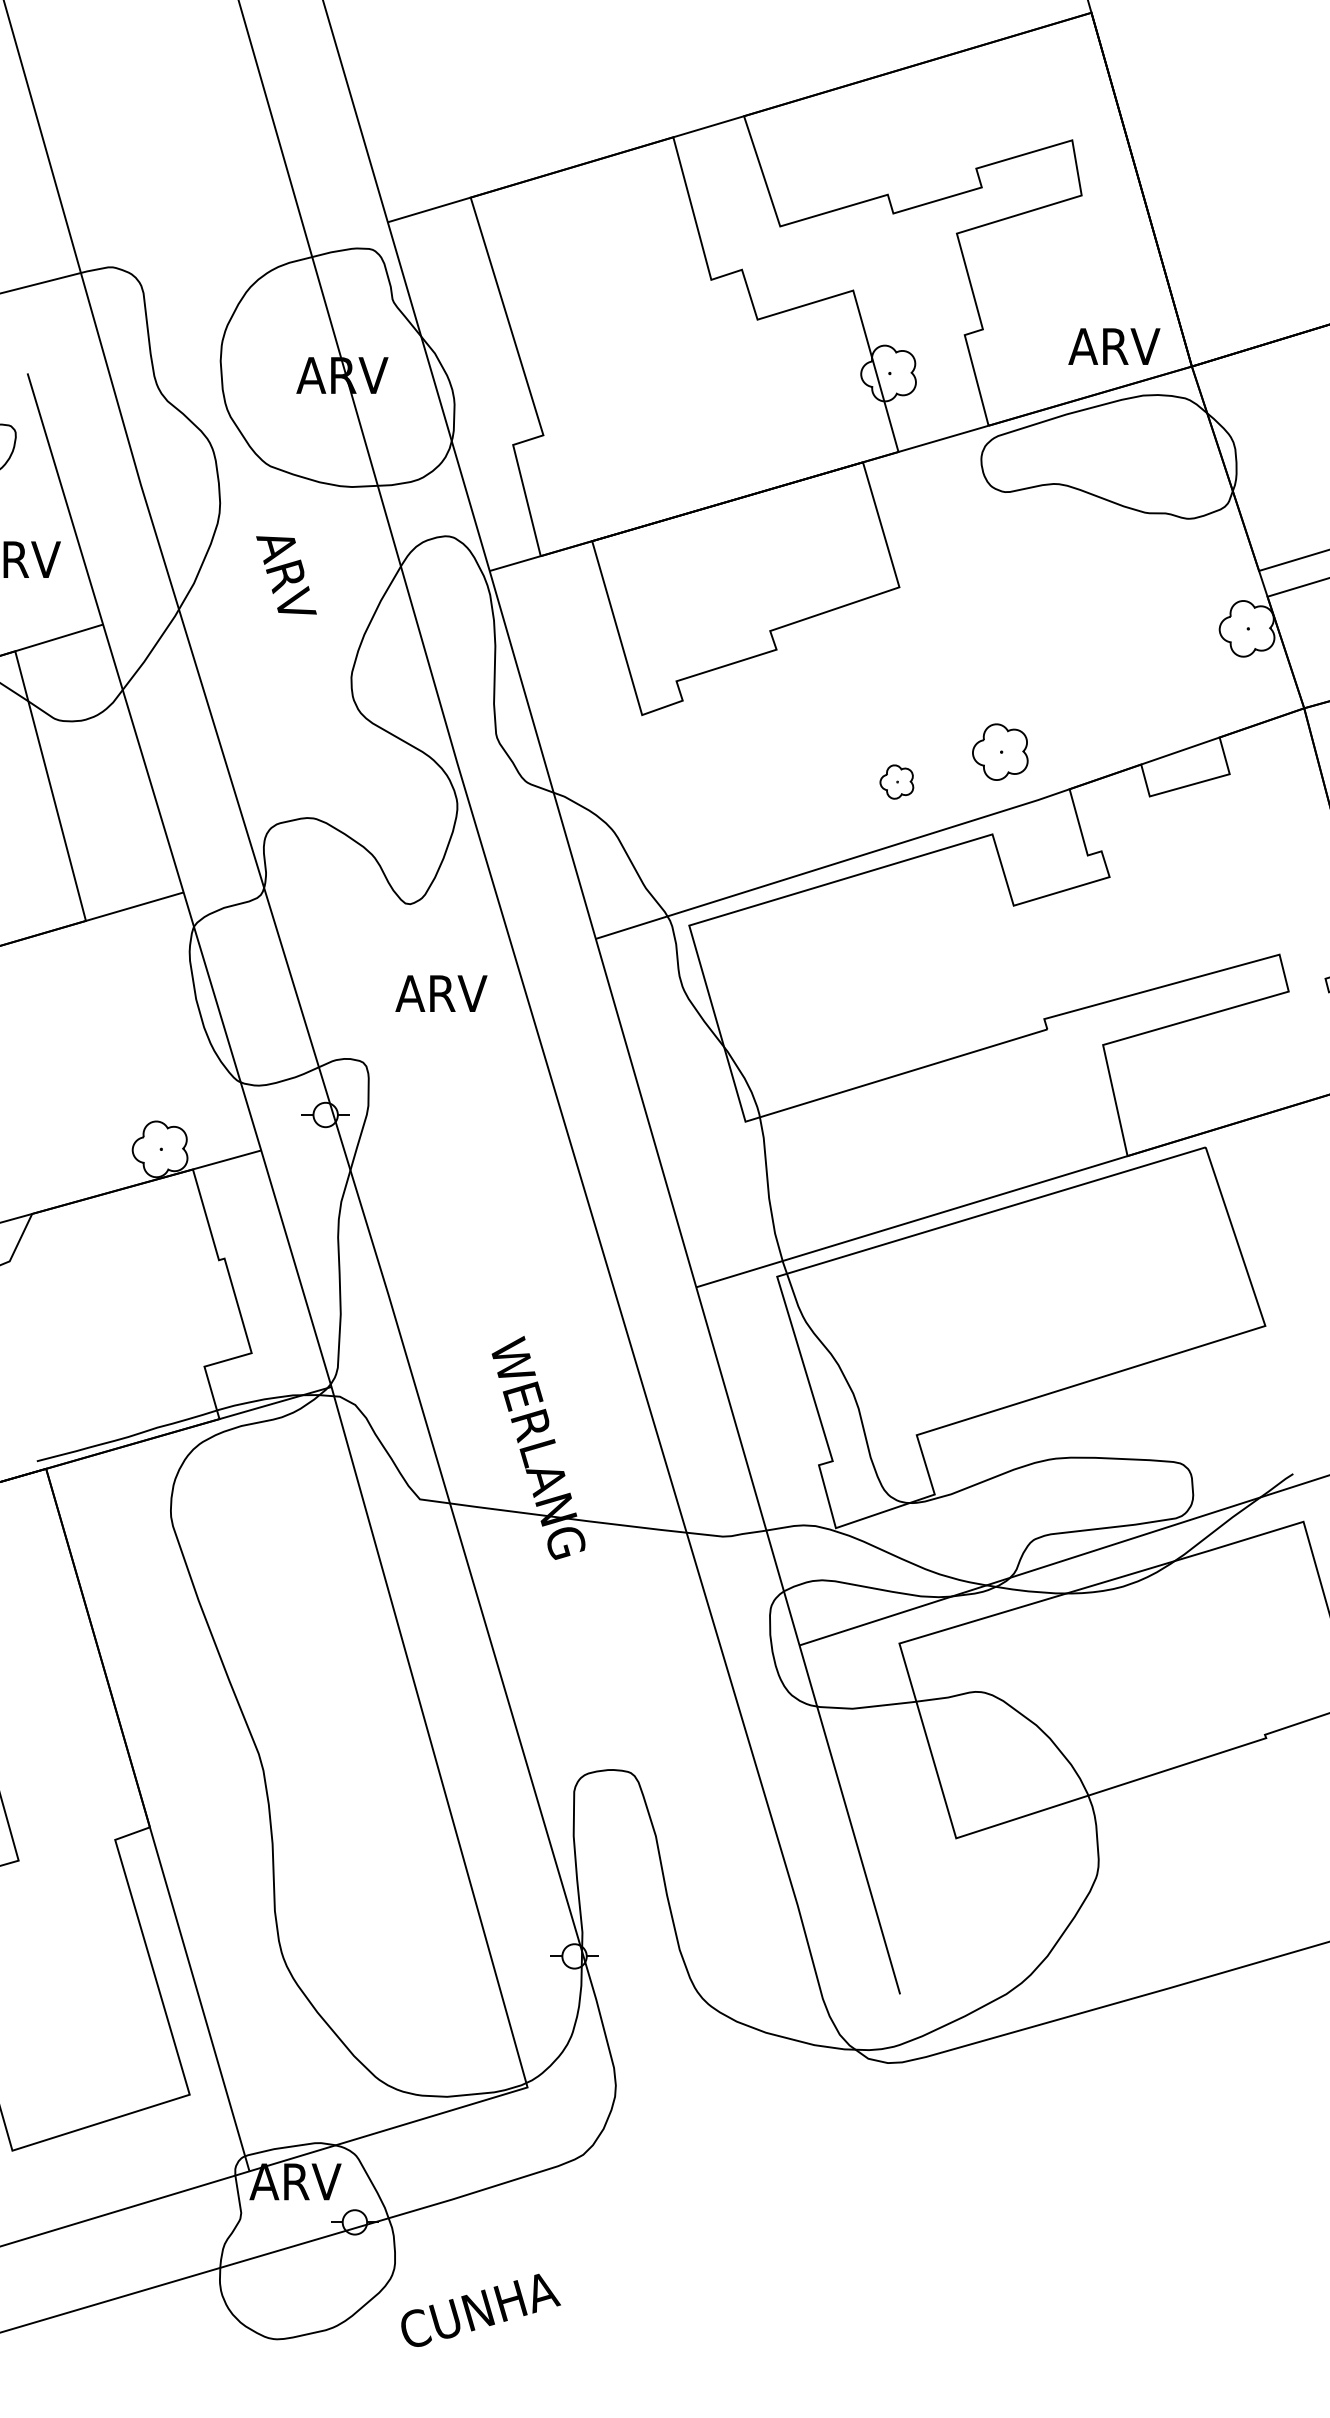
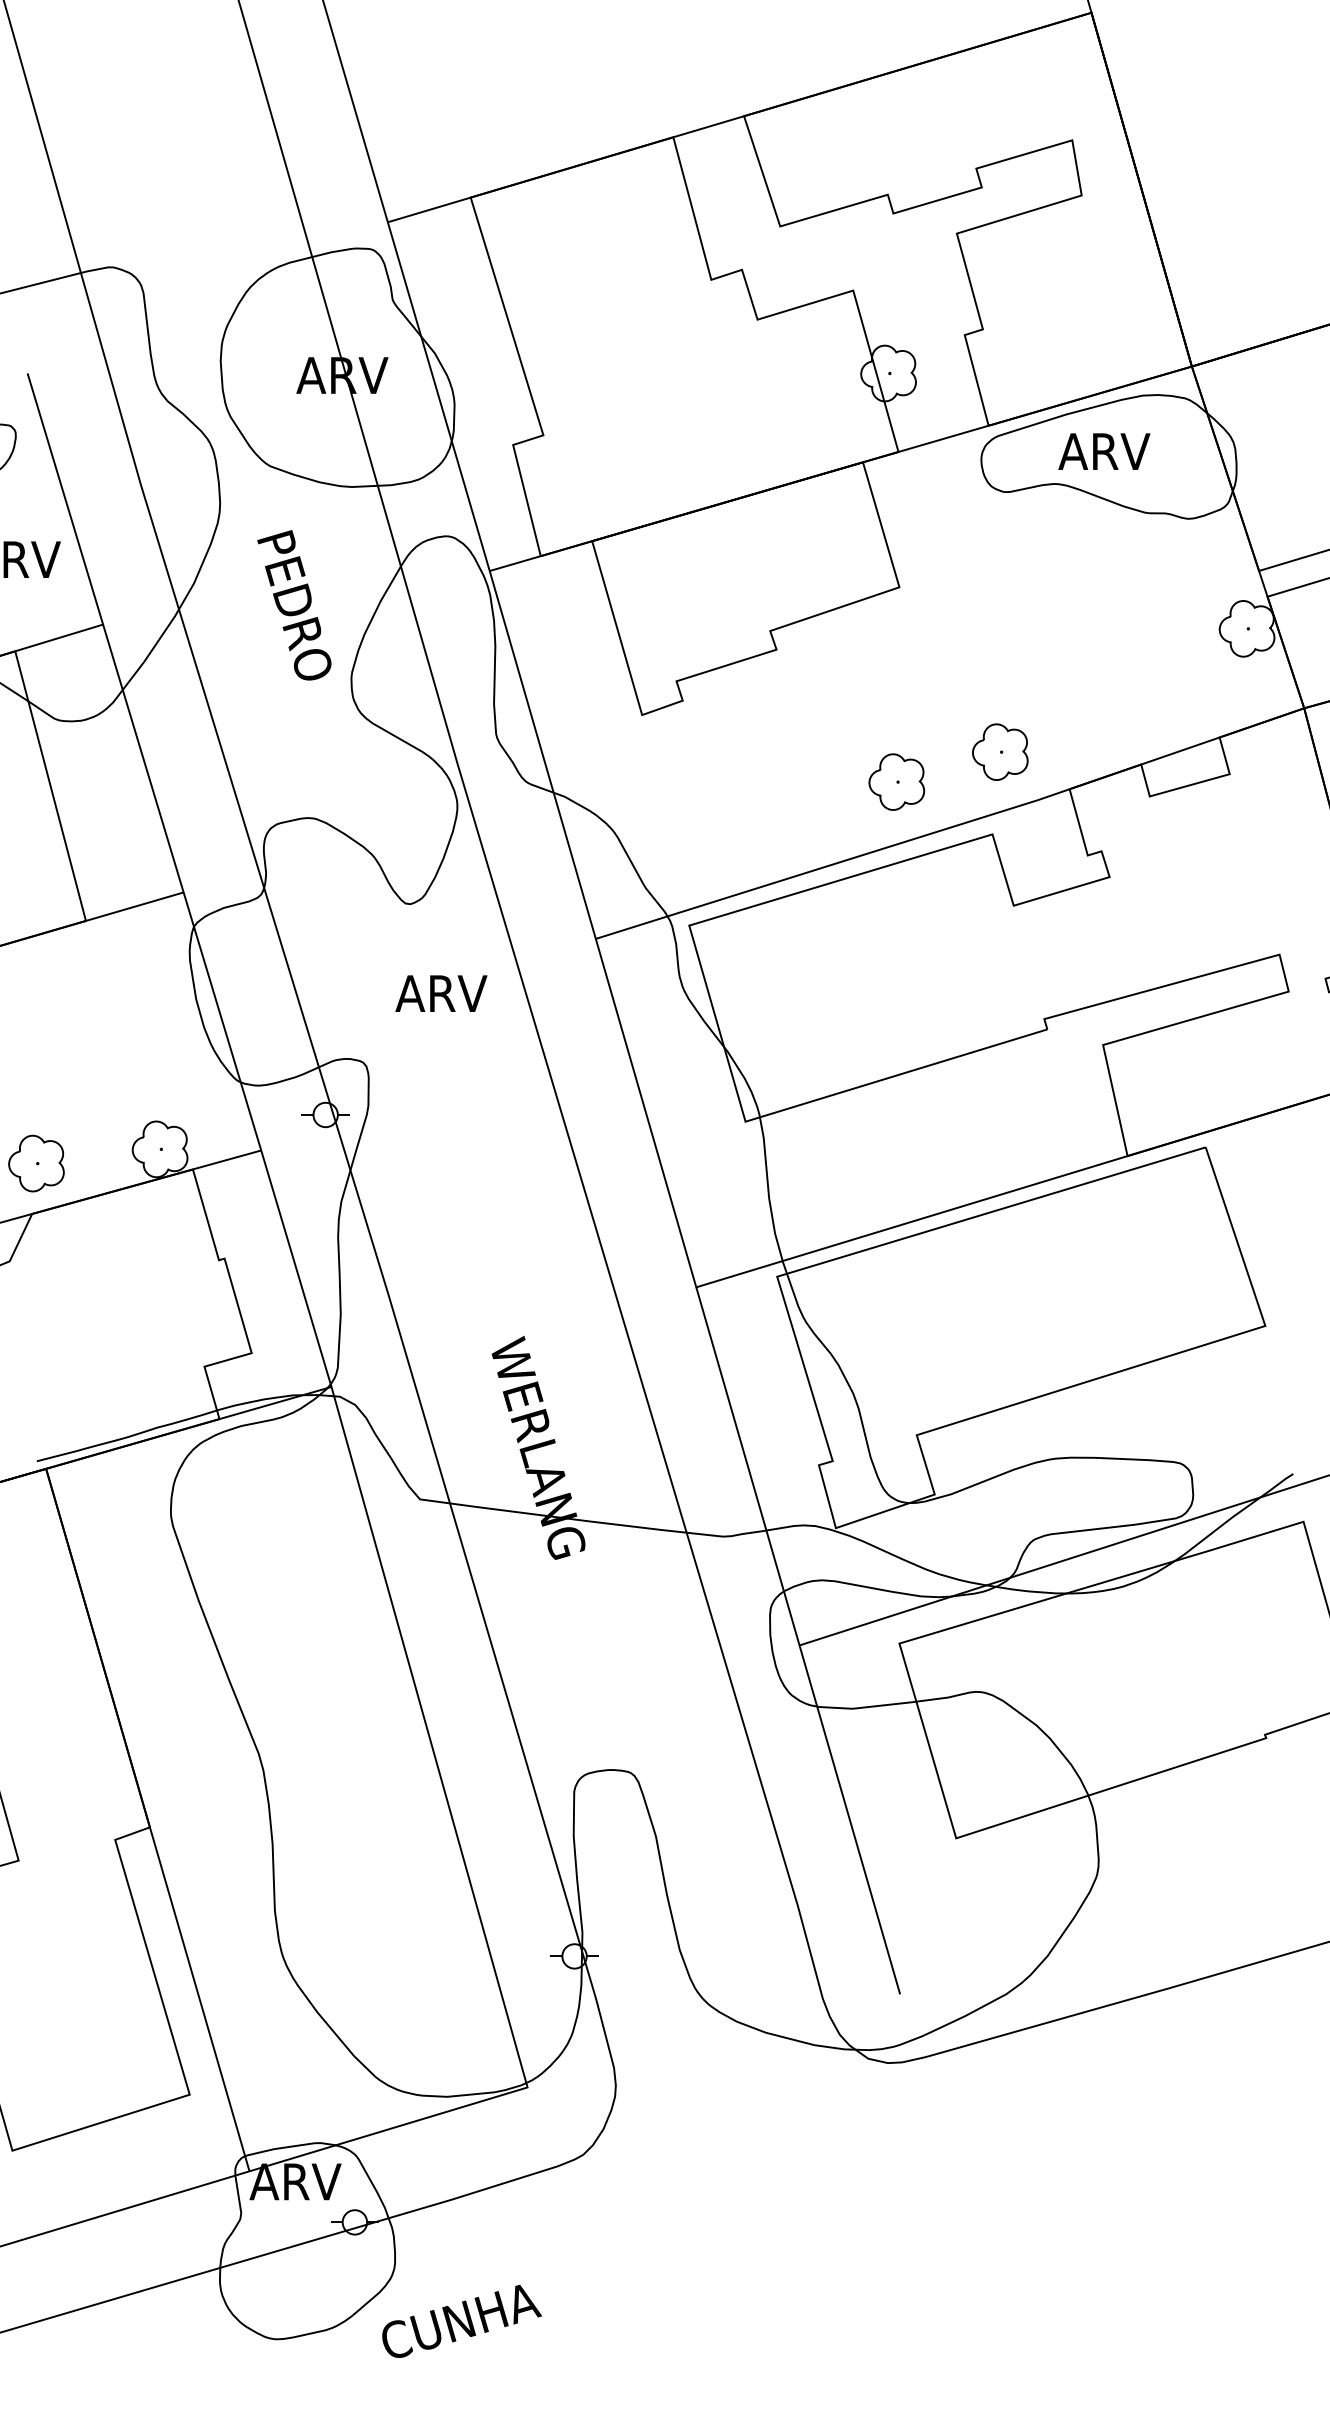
text position: (1114, 346) -> (1104, 451) (1104, 451)
text: ARV -> PEDRO (293, 605)
part size: 36x36 px -> 58x58 px (896, 781)
part: none -> present (36, 1163)
text position: (481, 2309) -> (462, 2320) (462, 2320)
